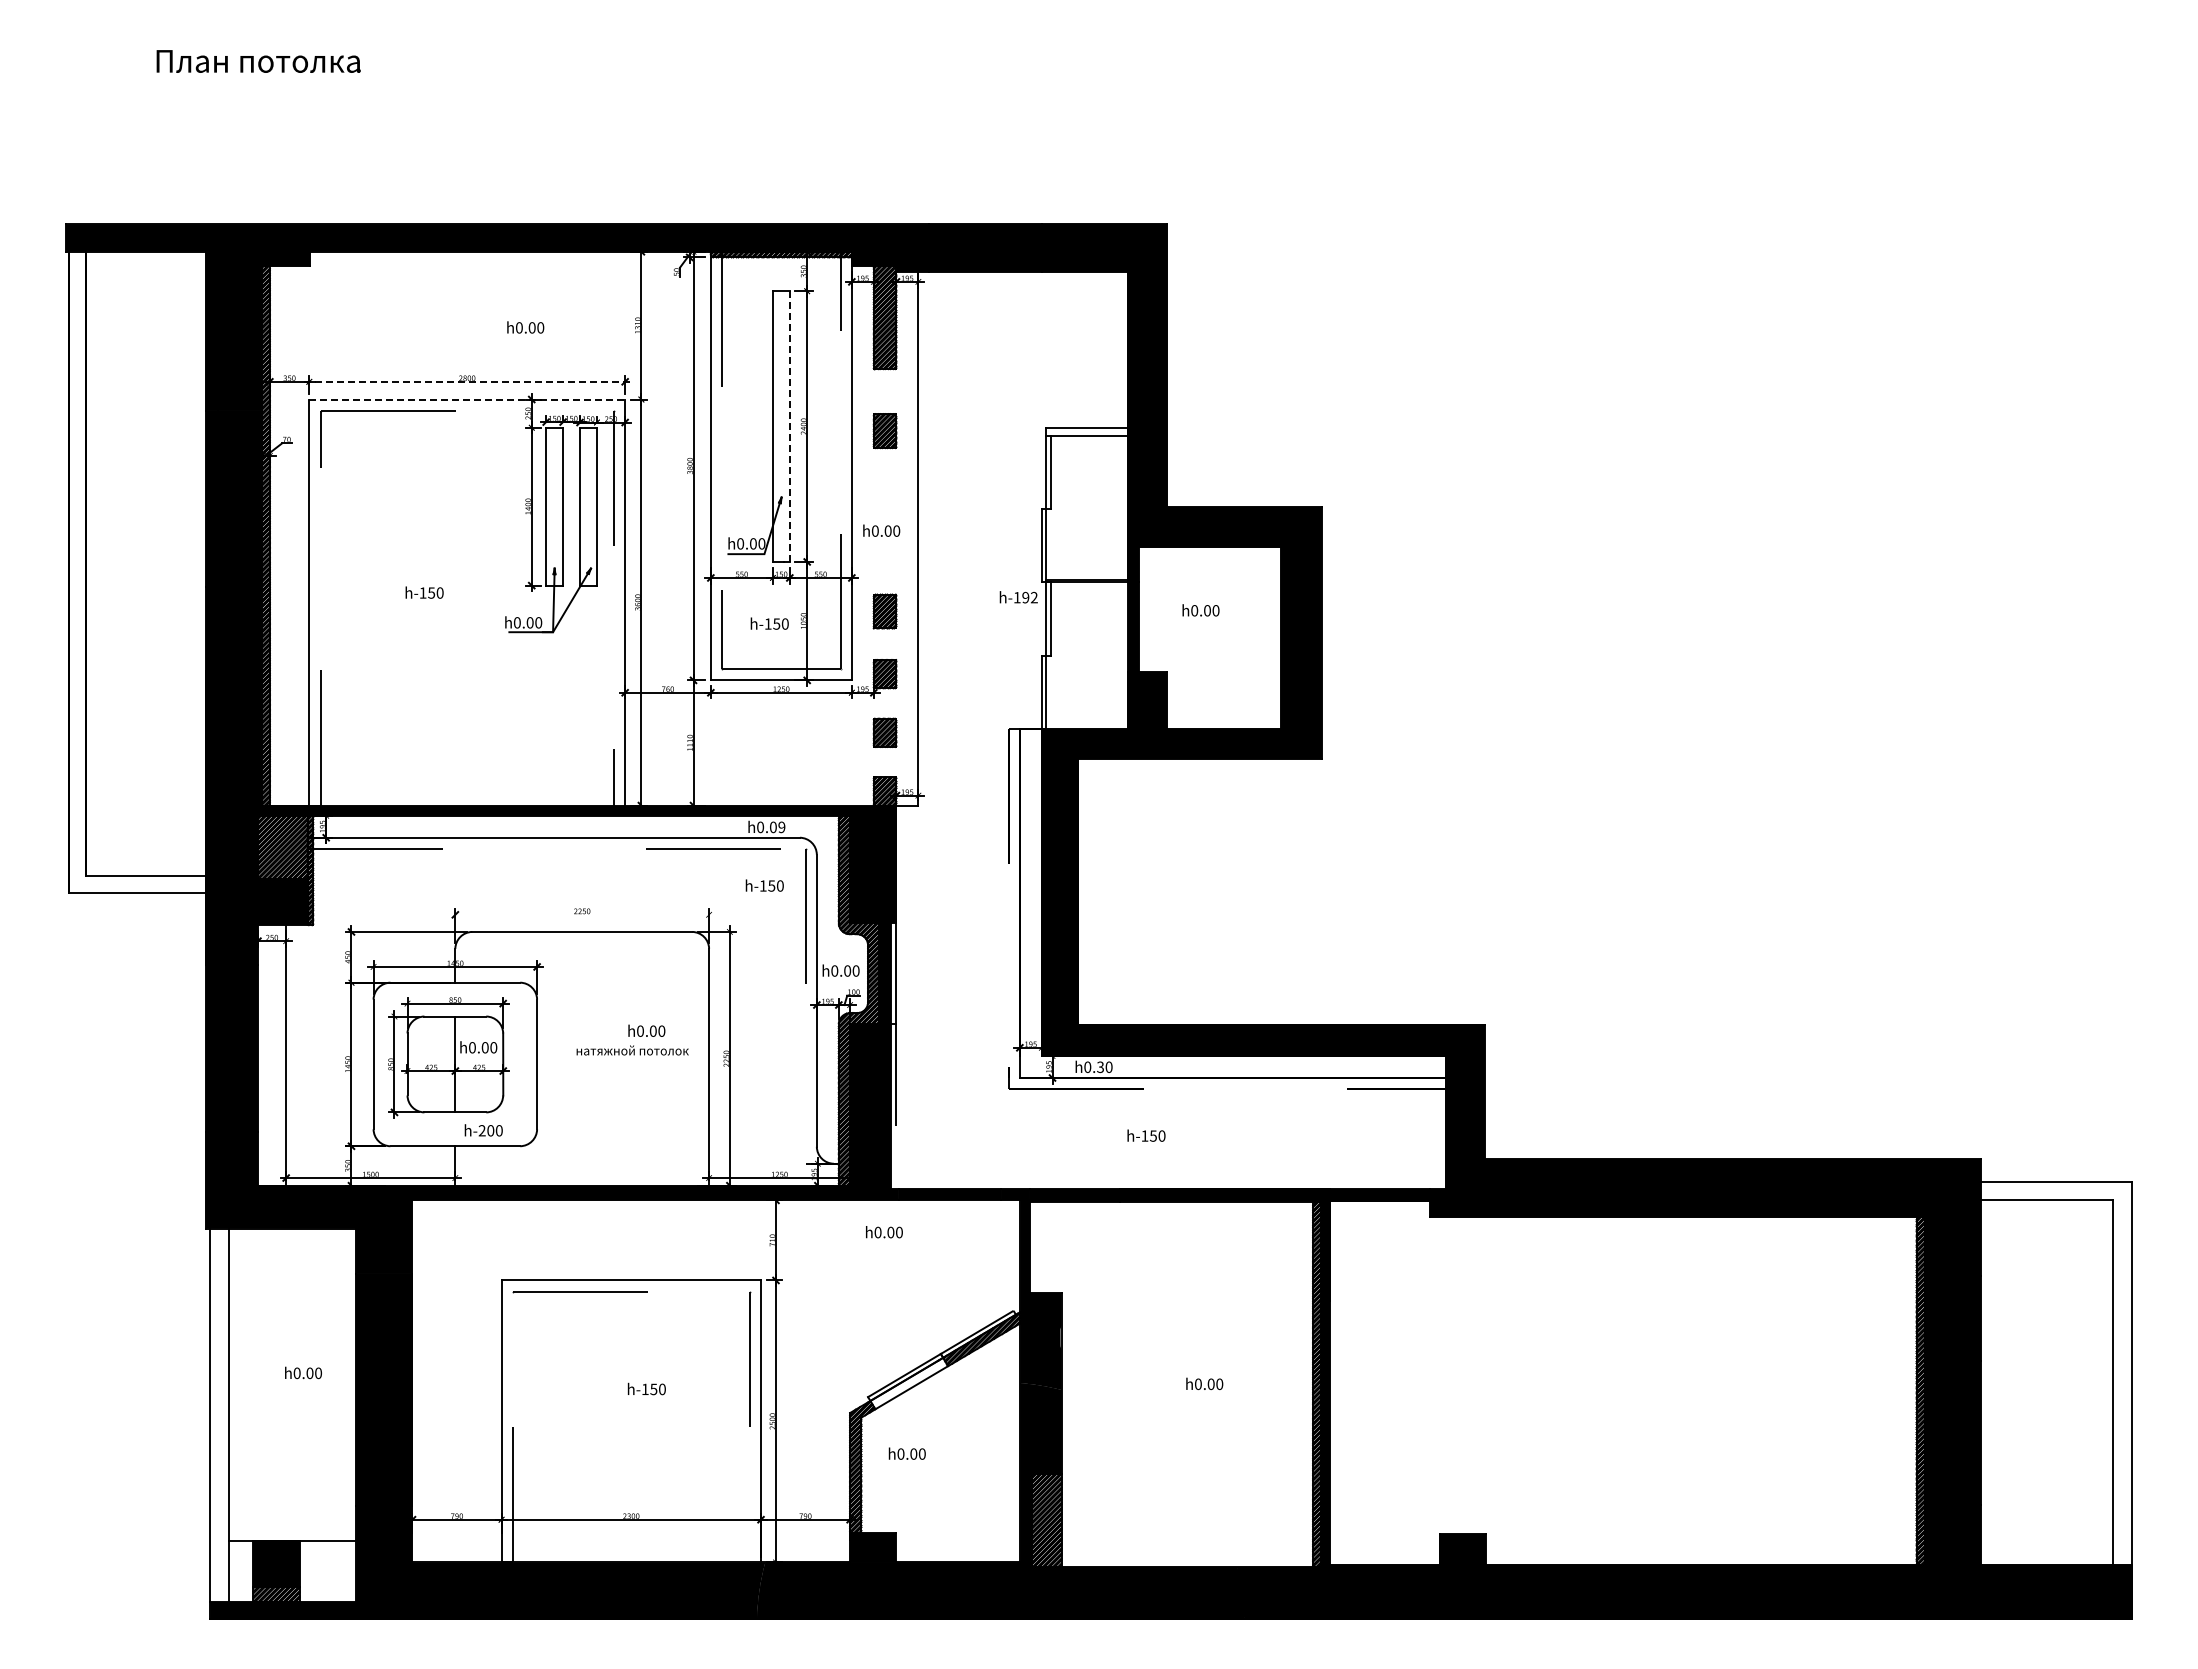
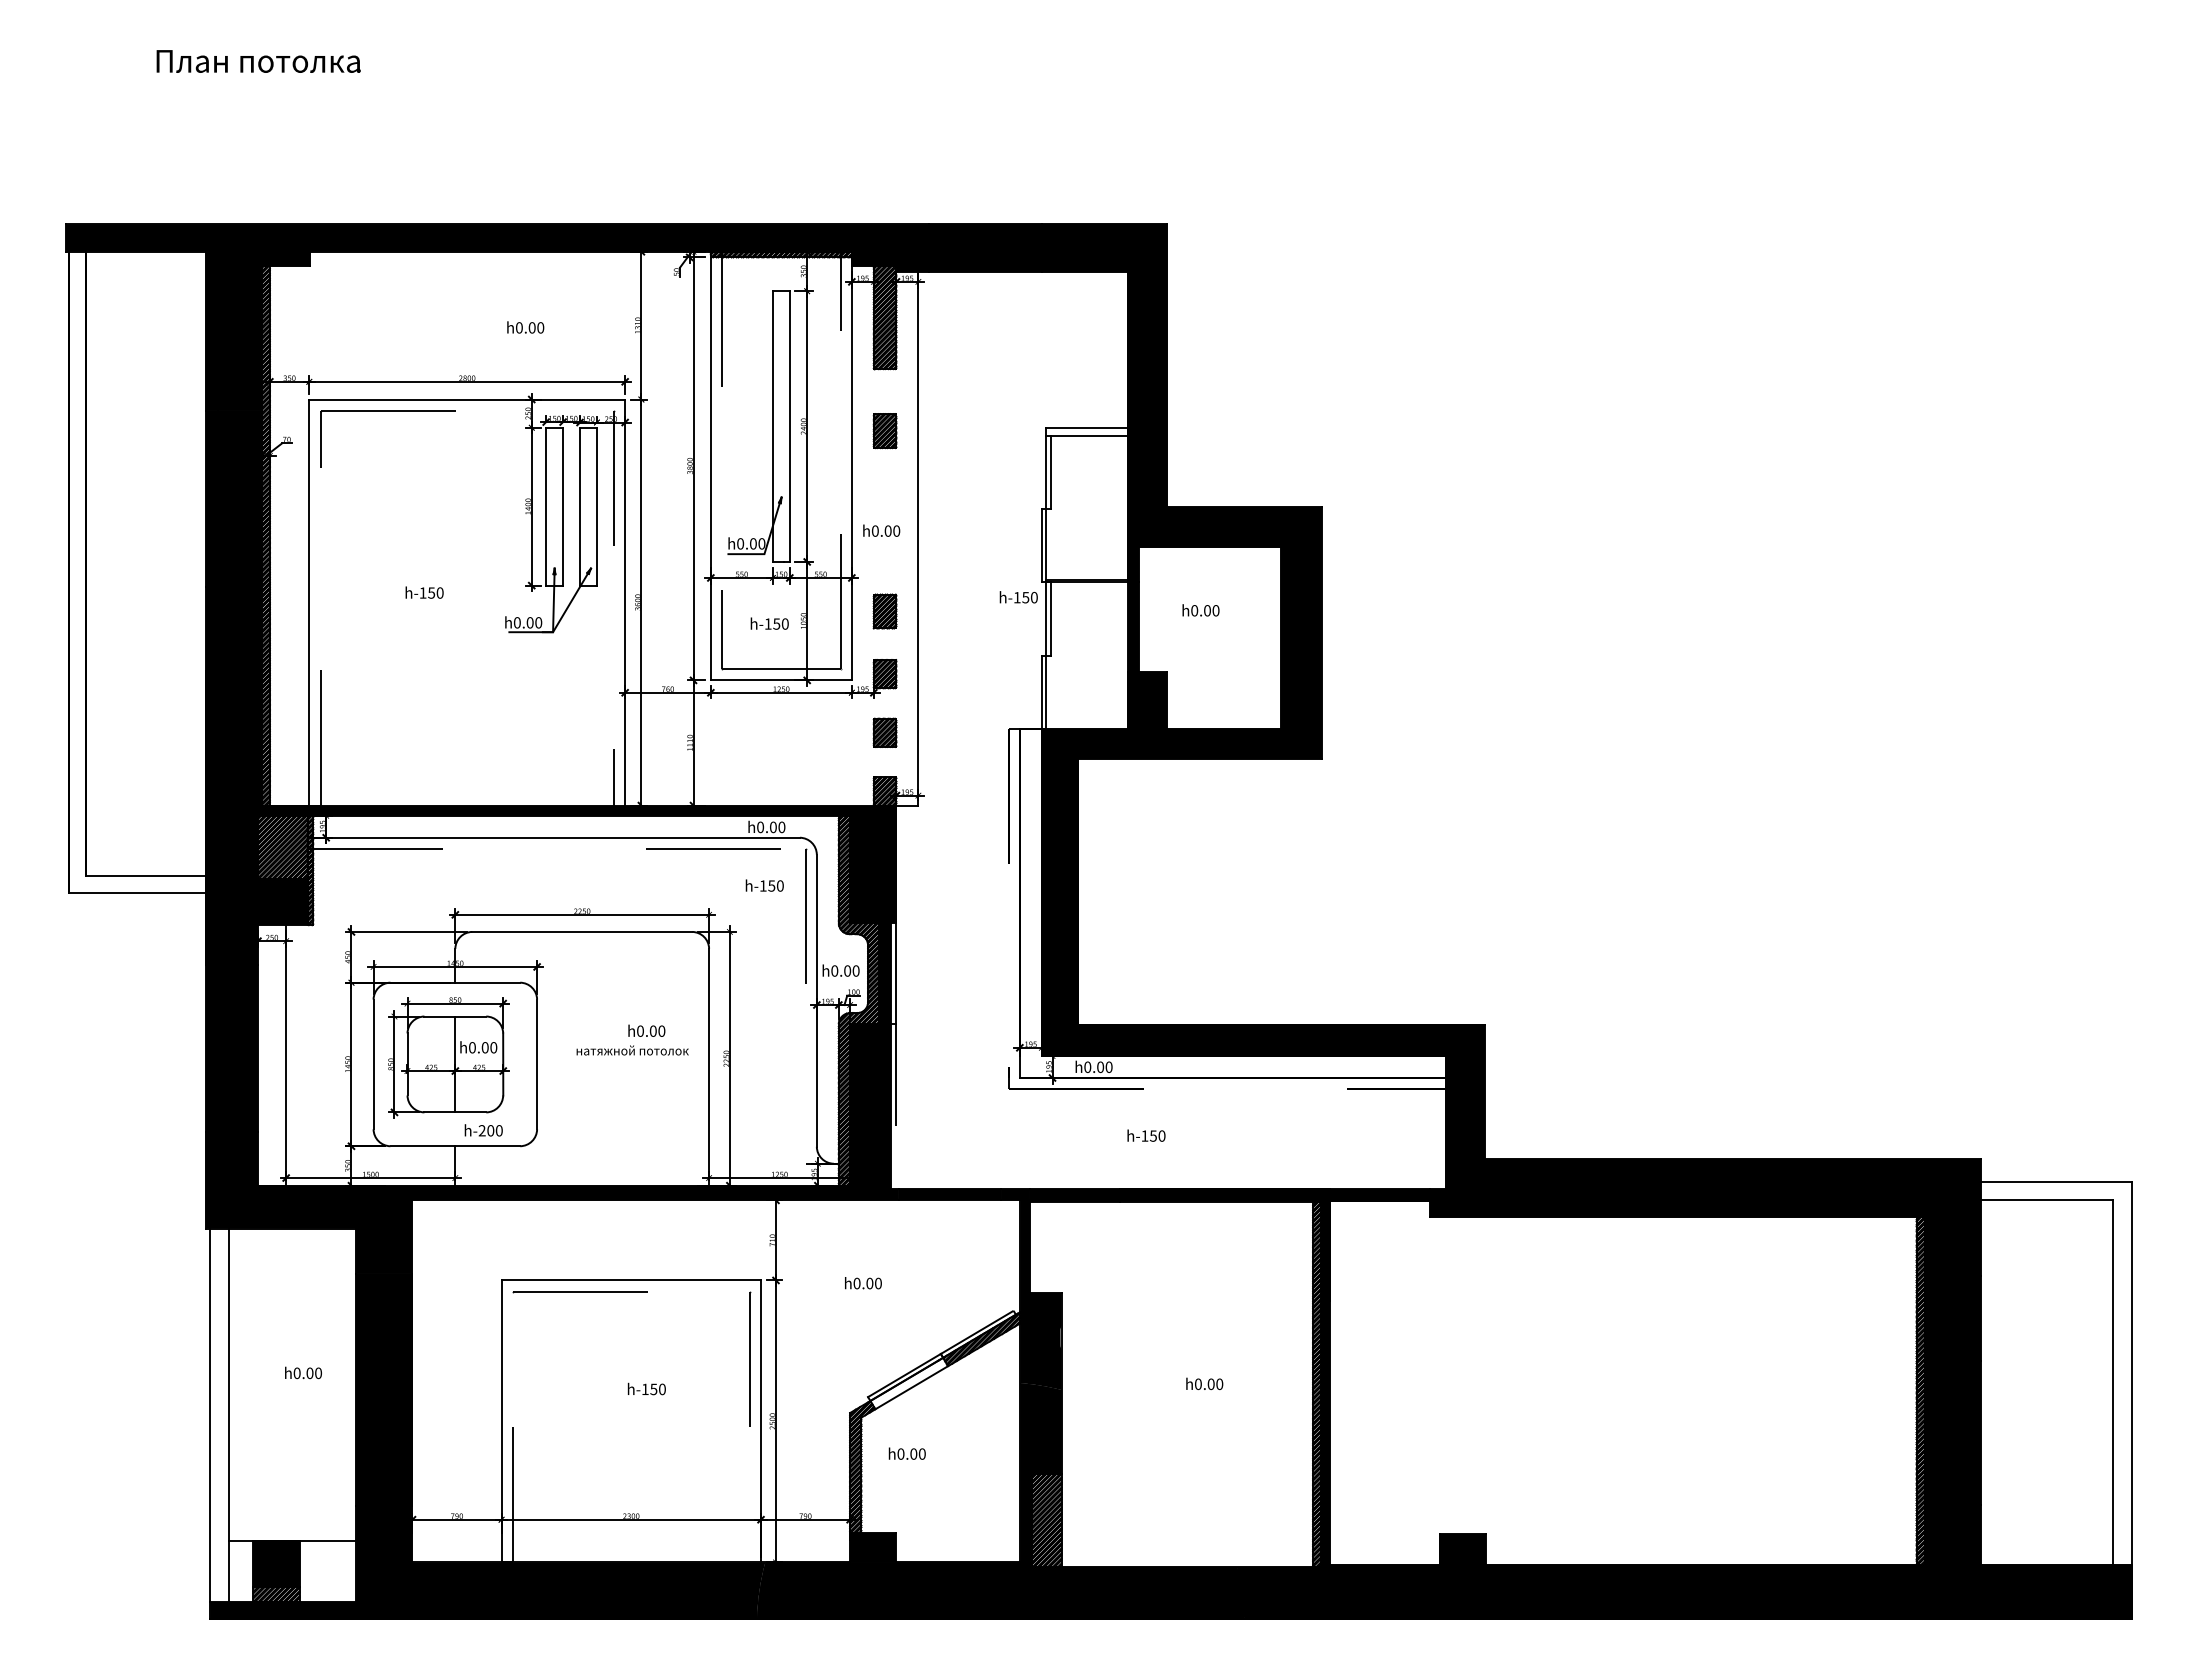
line: dashed -> solid (467, 381)
line: dashed -> solid (467, 399)
line: dashed -> solid (789, 426)
text: h-192 -> h-150 (1029, 597)
text: h0.09 -> h0.00 (781, 827)
line: none -> present (581, 914)
text: h0.30 -> h0.00 (1100, 1066)
text position: (884, 1232) -> (863, 1283) (863, 1283)
